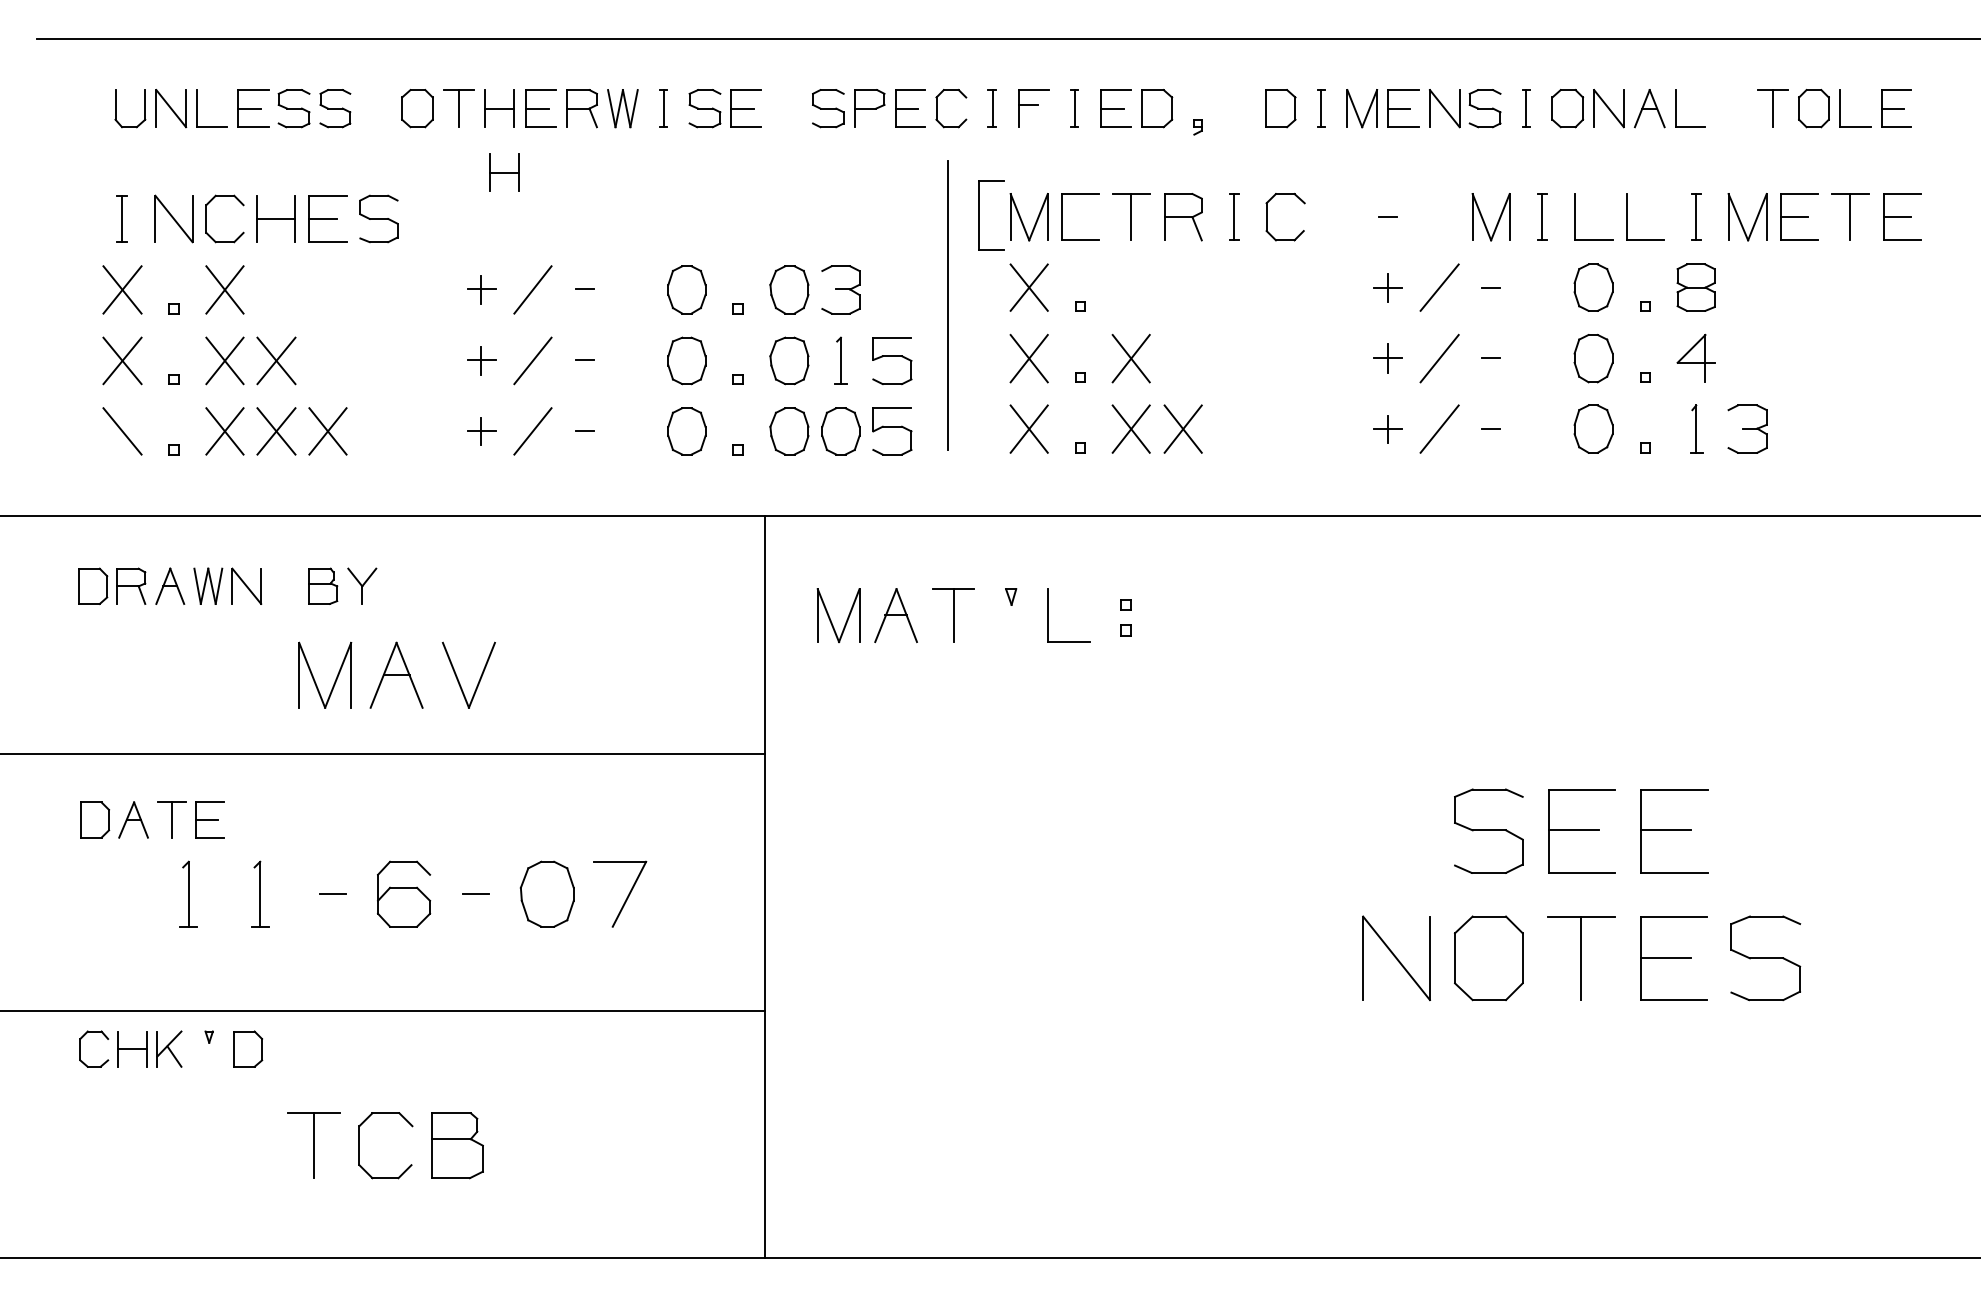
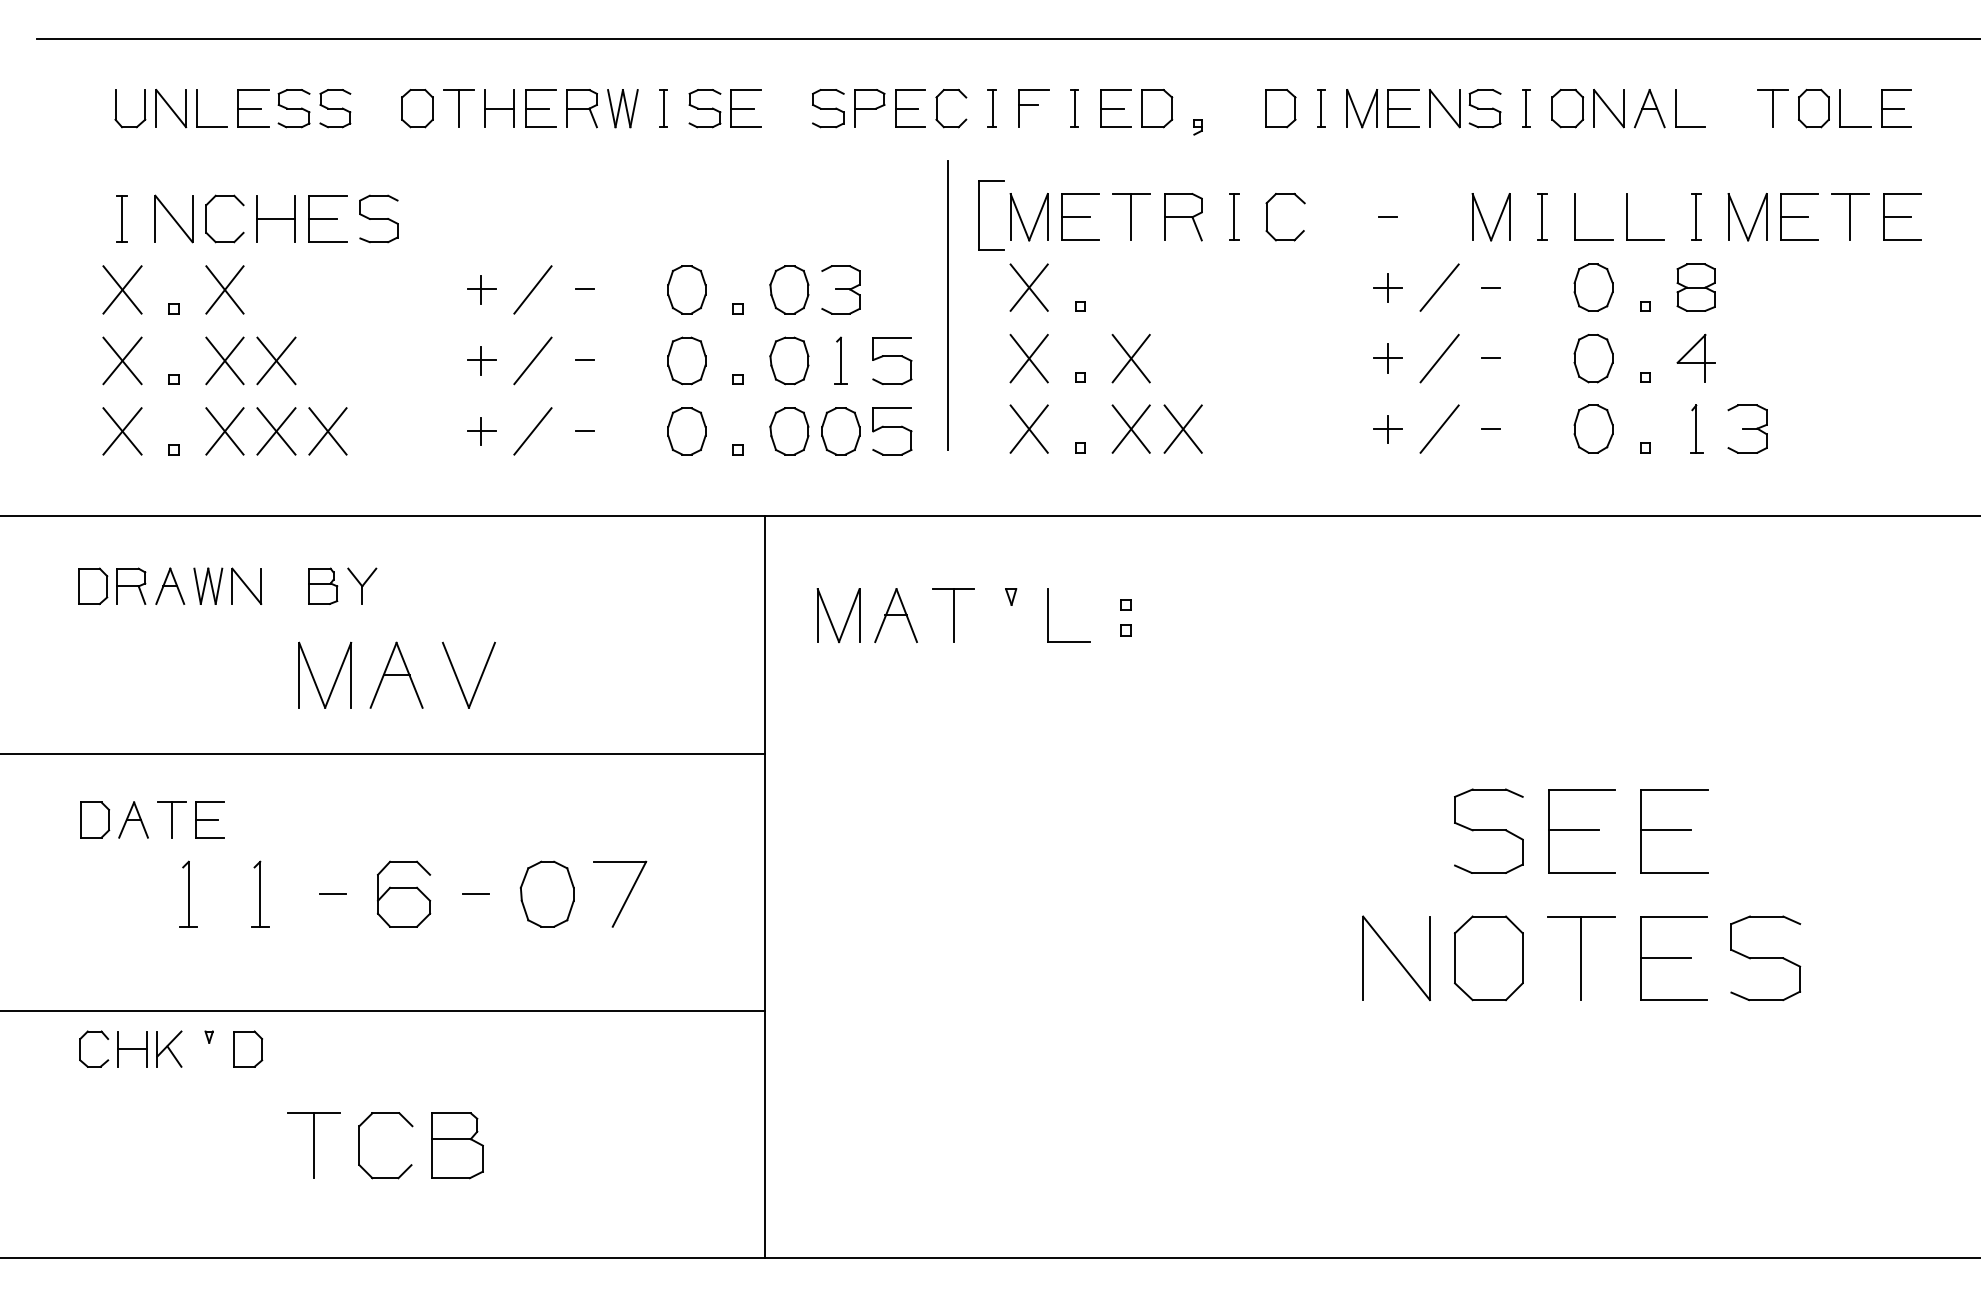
part: present -> none (504, 172)
line: none -> present (1075, 217)
line: none -> present (122, 431)
